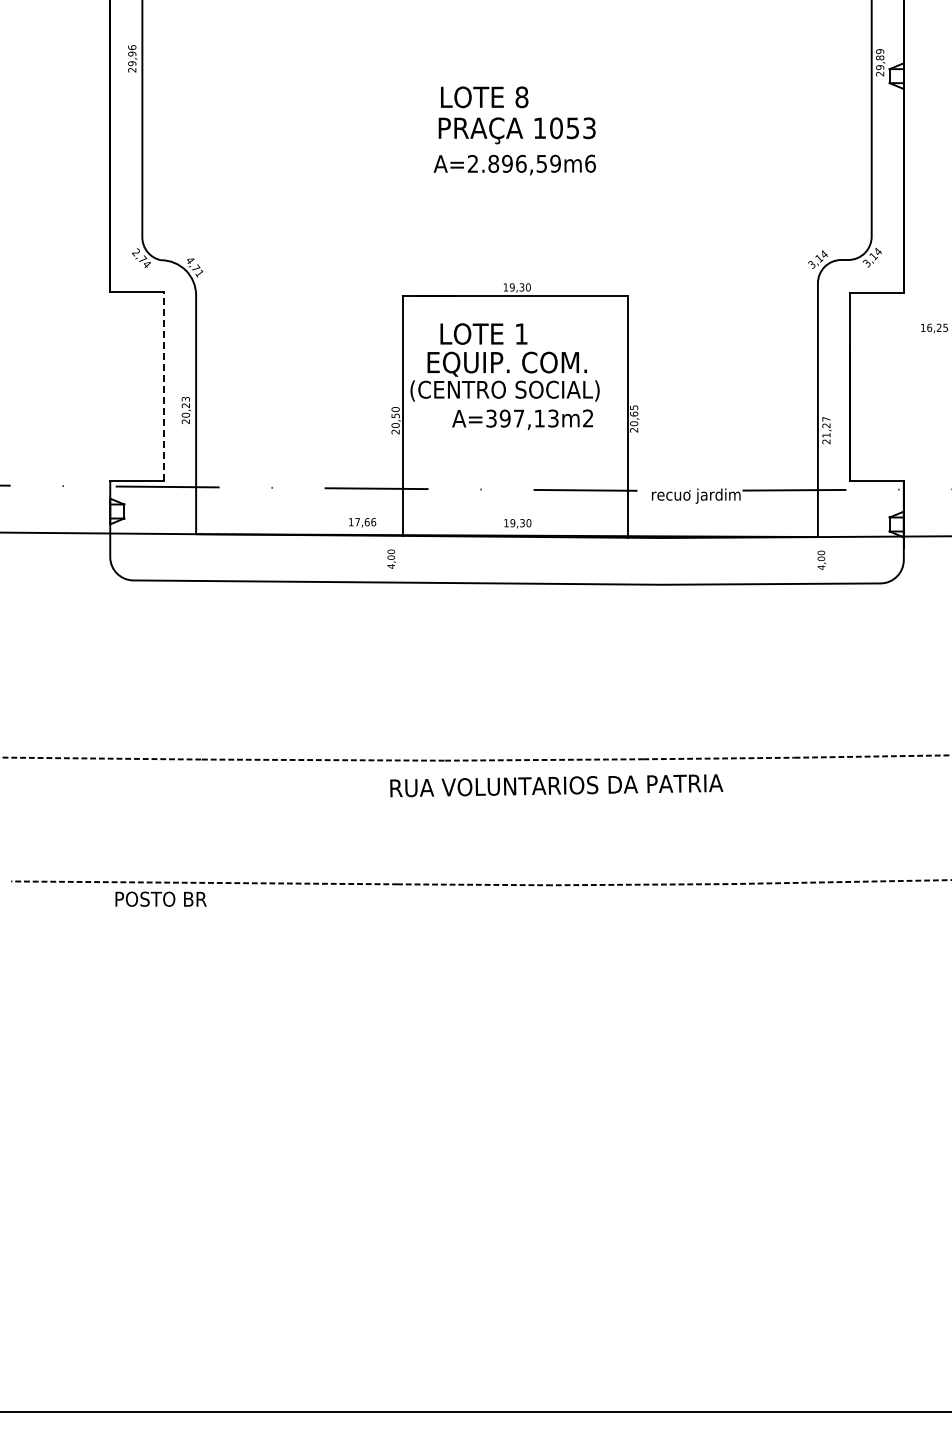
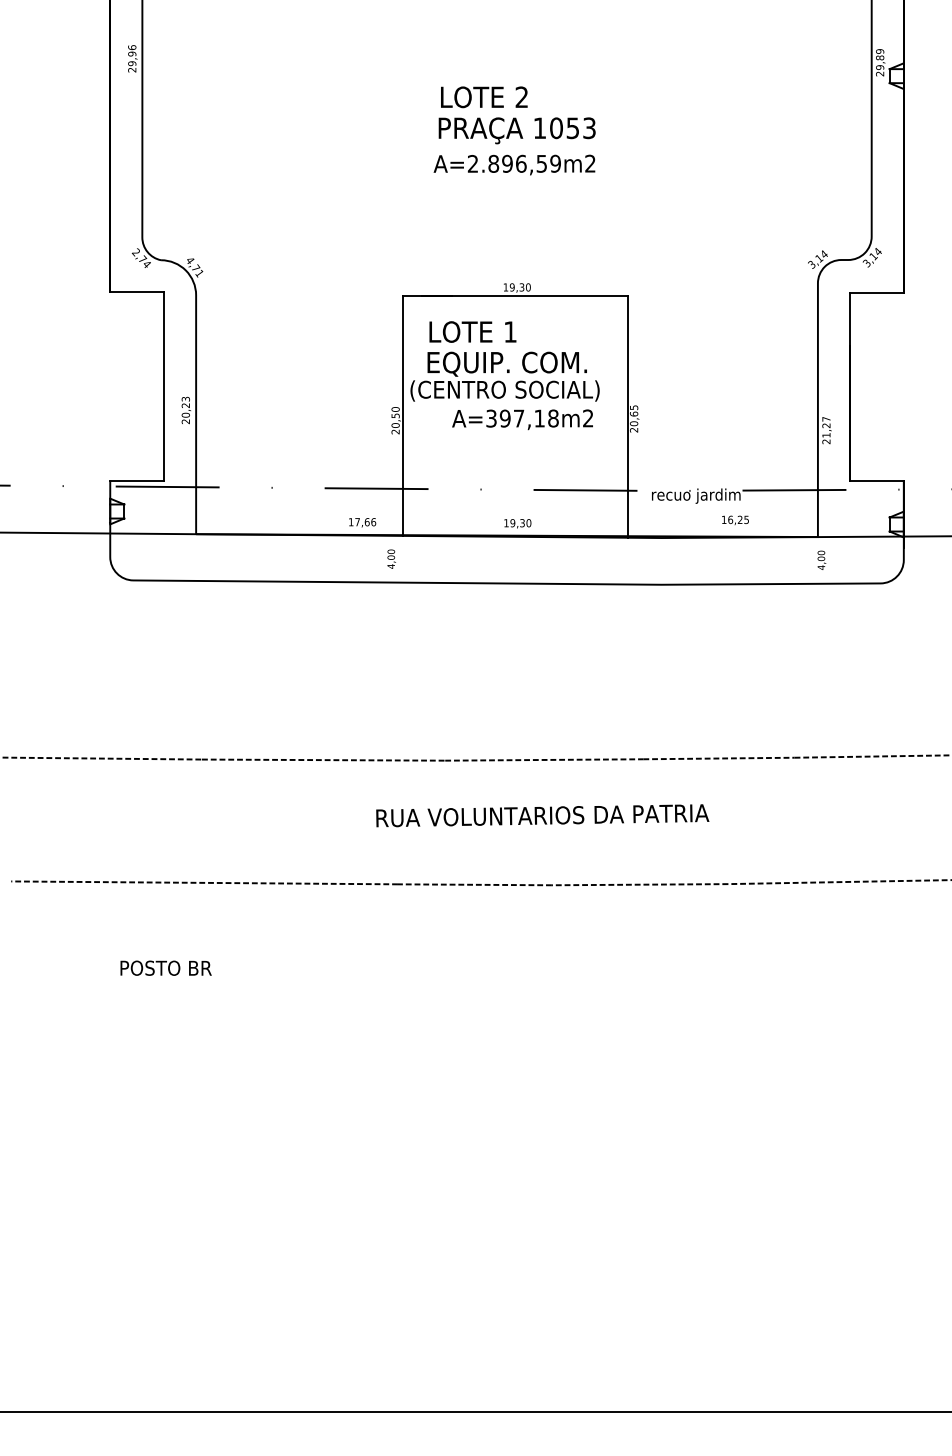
text: 8 -> 2 (521, 97)
text: A=2.896,59m6 -> A=2.896,59m2 (590, 163)
text position: (934, 327) -> (735, 519) (735, 519)
text position: (483, 333) -> (472, 331) (472, 331)
line: dashed -> solid (164, 385)
text: A=397,13m2 -> A=397,18m2 (553, 418)
text position: (556, 785) -> (542, 815) (542, 815)
text position: (160, 898) -> (165, 967) (165, 967)
